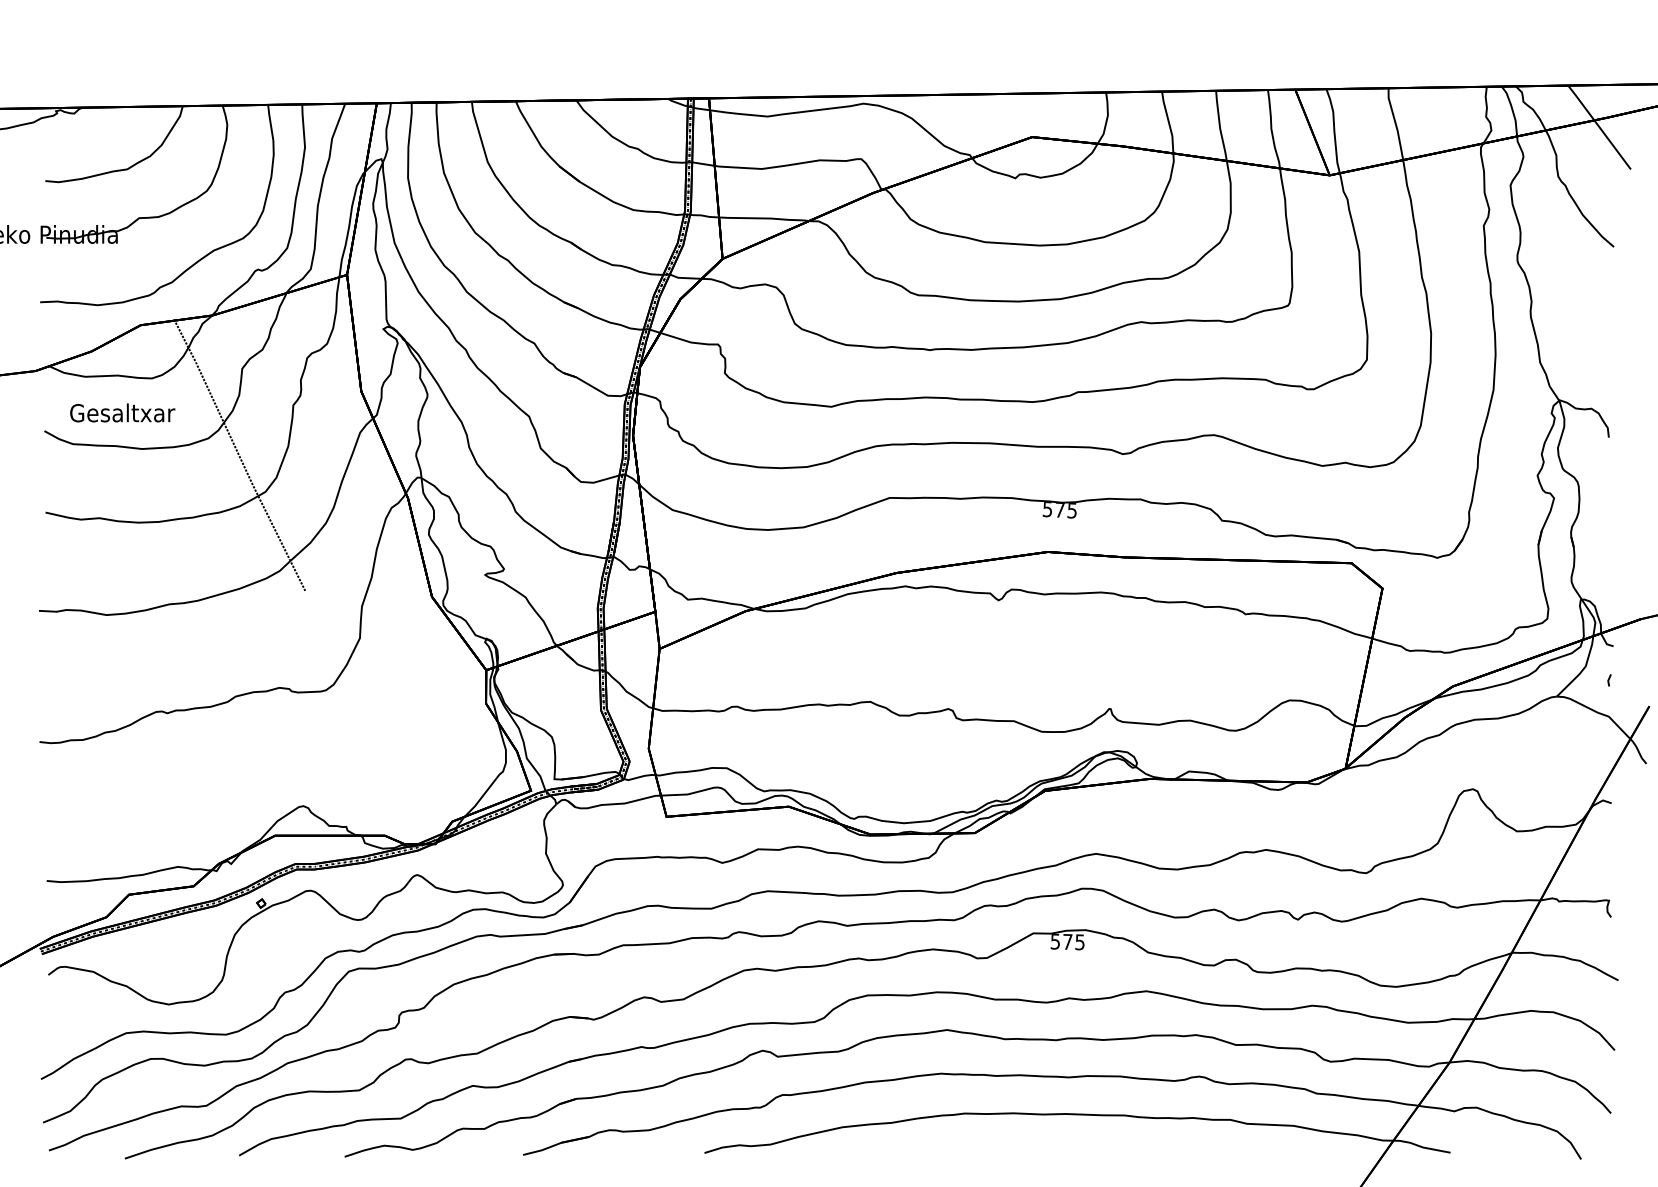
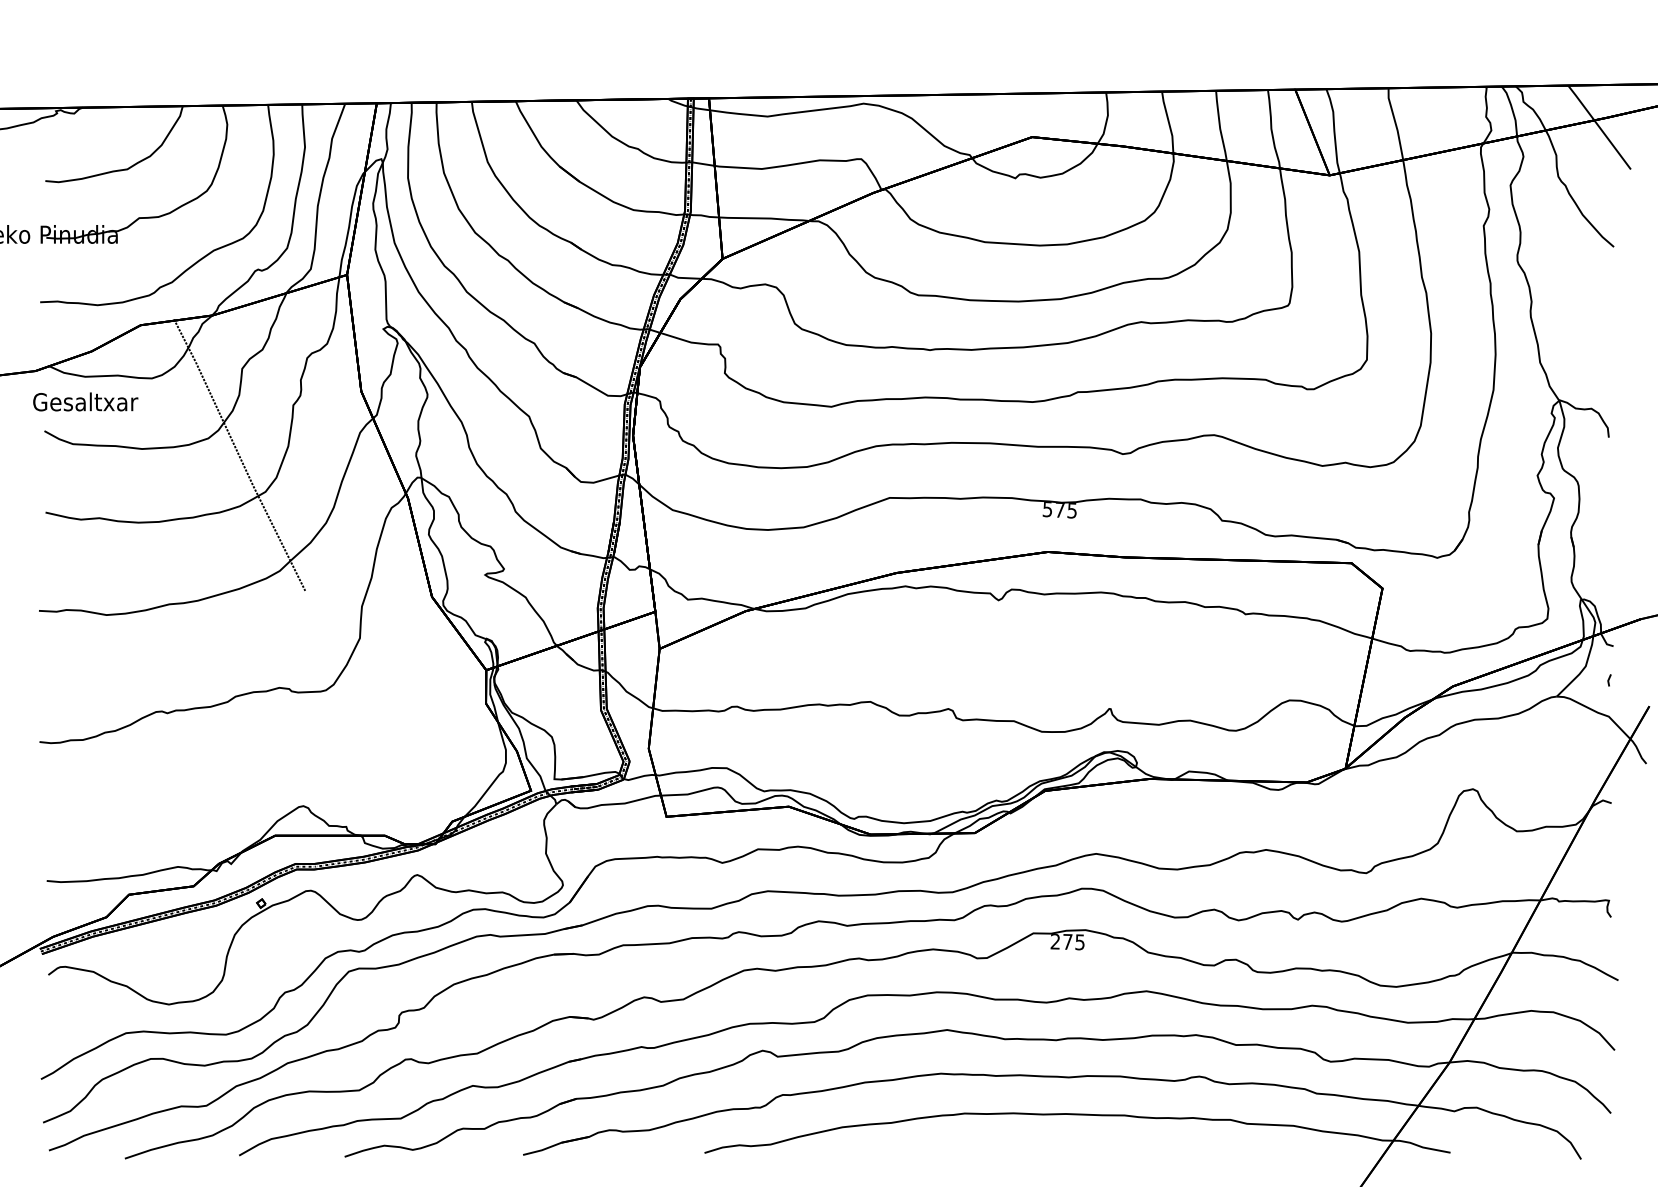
text position: (122, 412) -> (85, 401) (85, 401)
text: 575 -> 275 (1054, 941)
